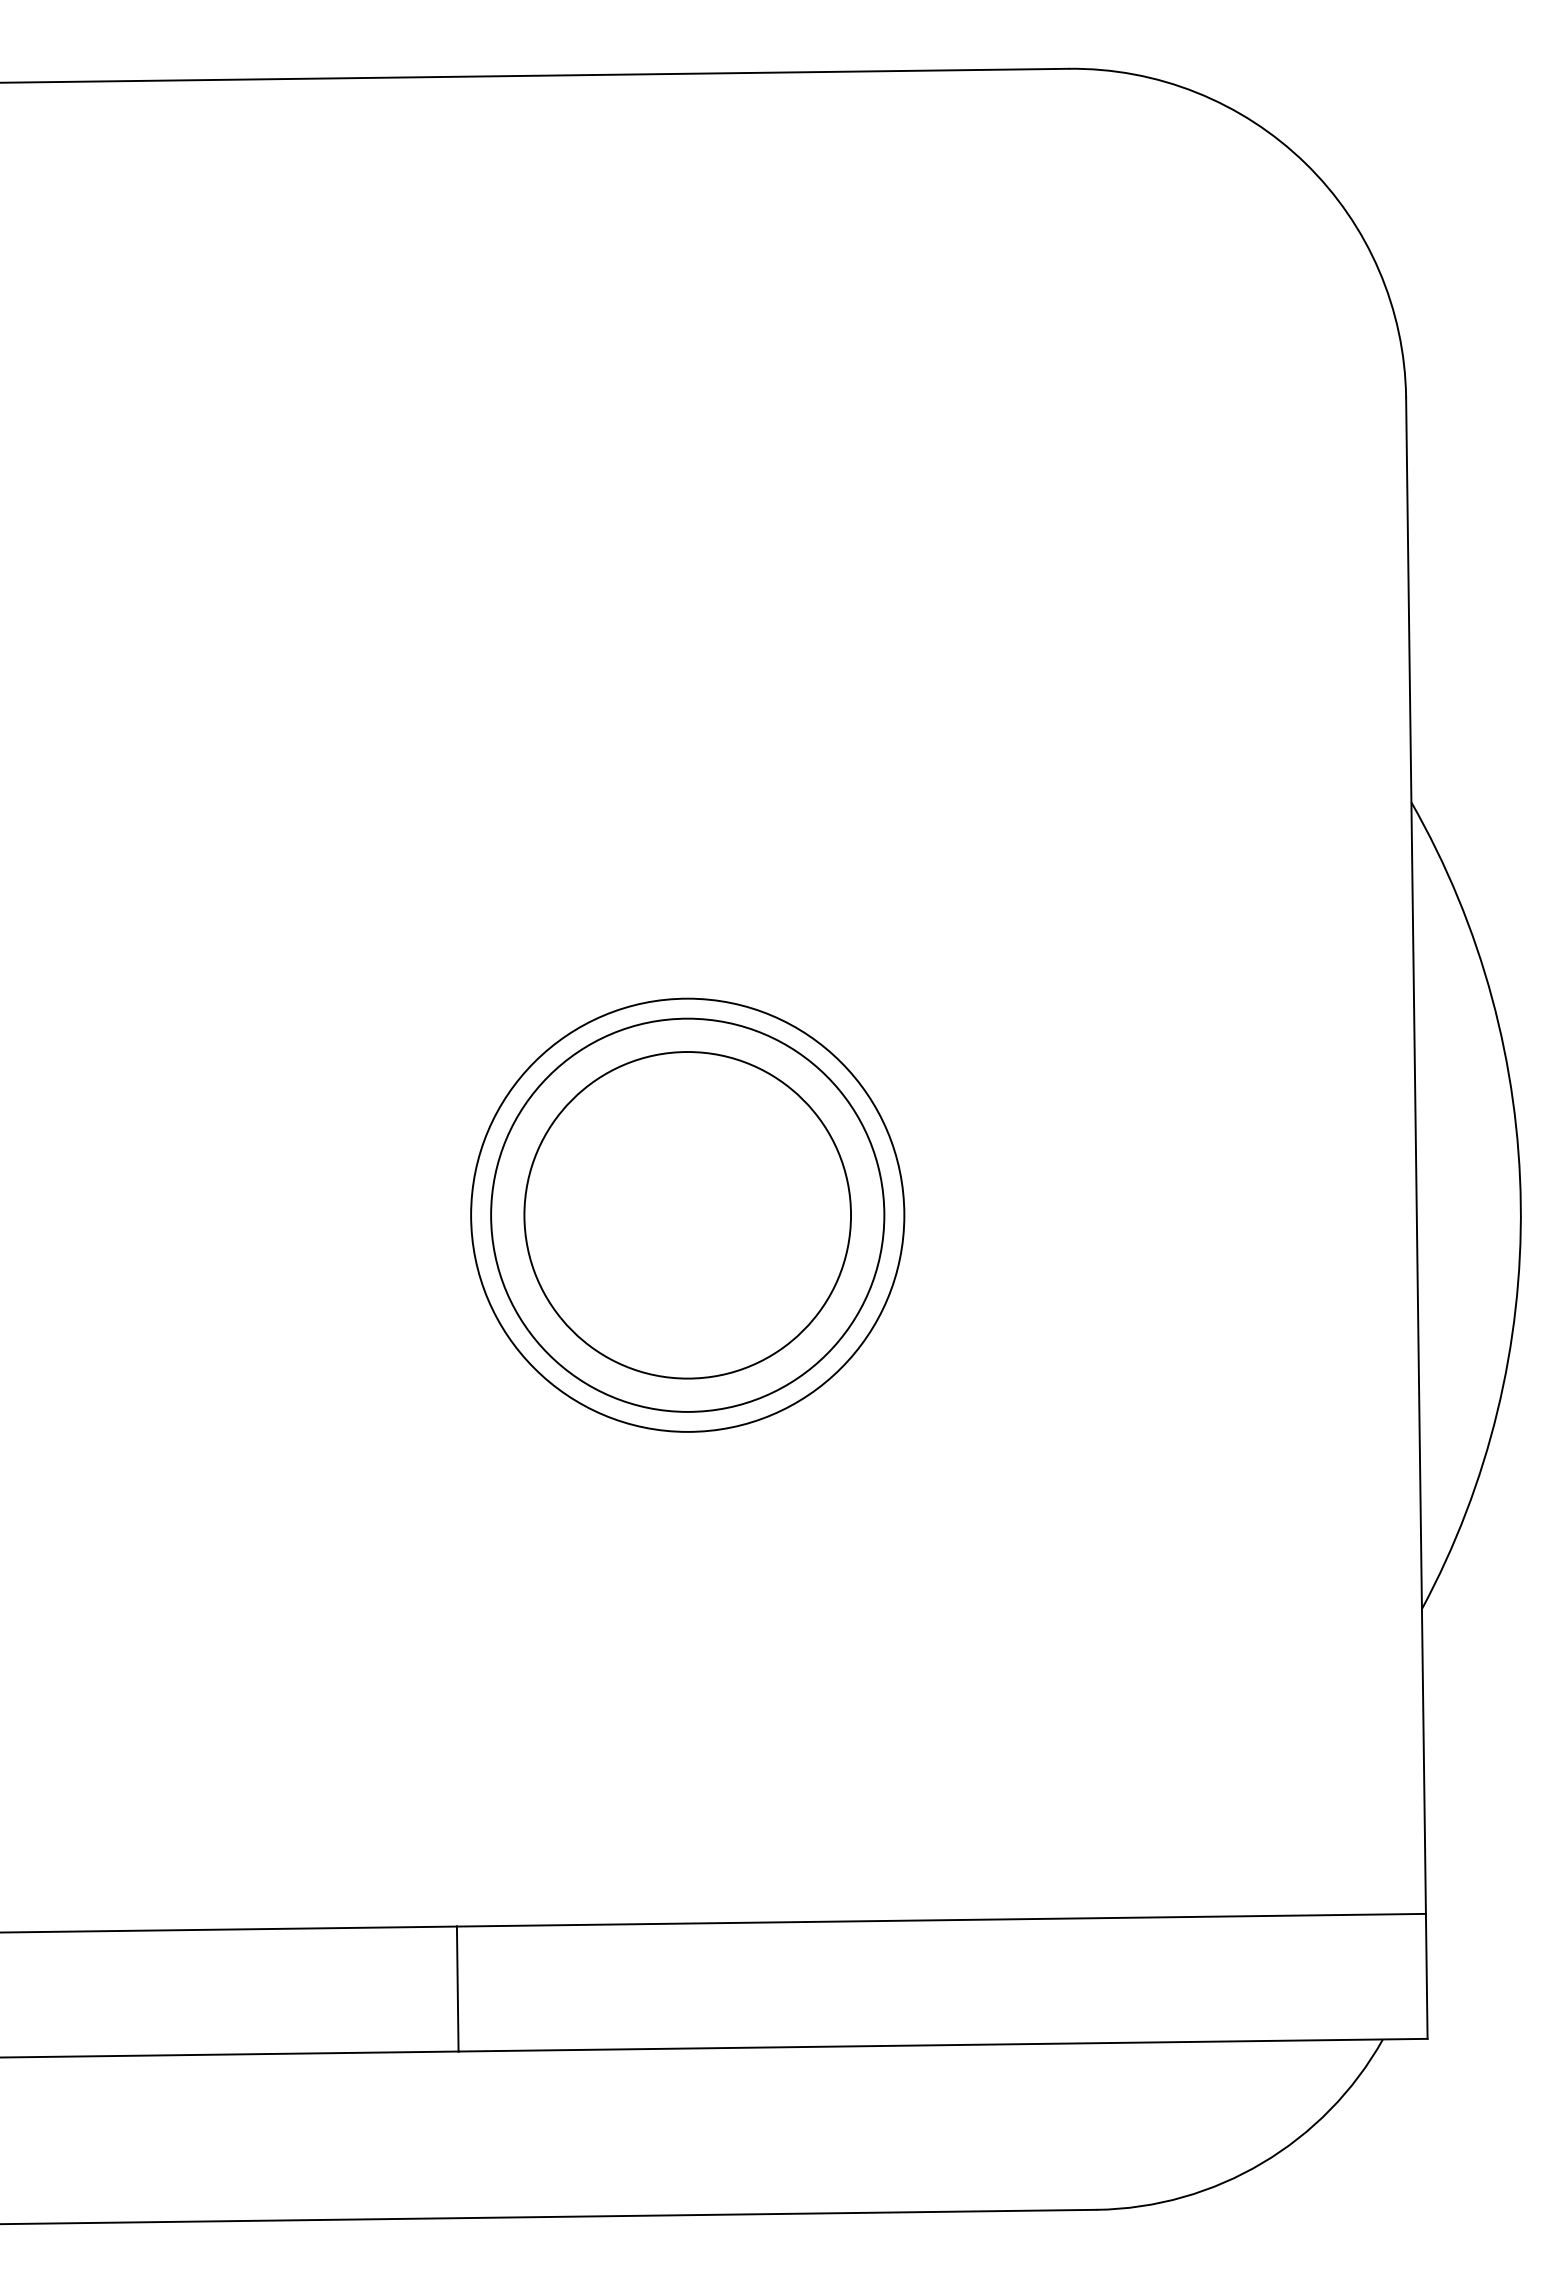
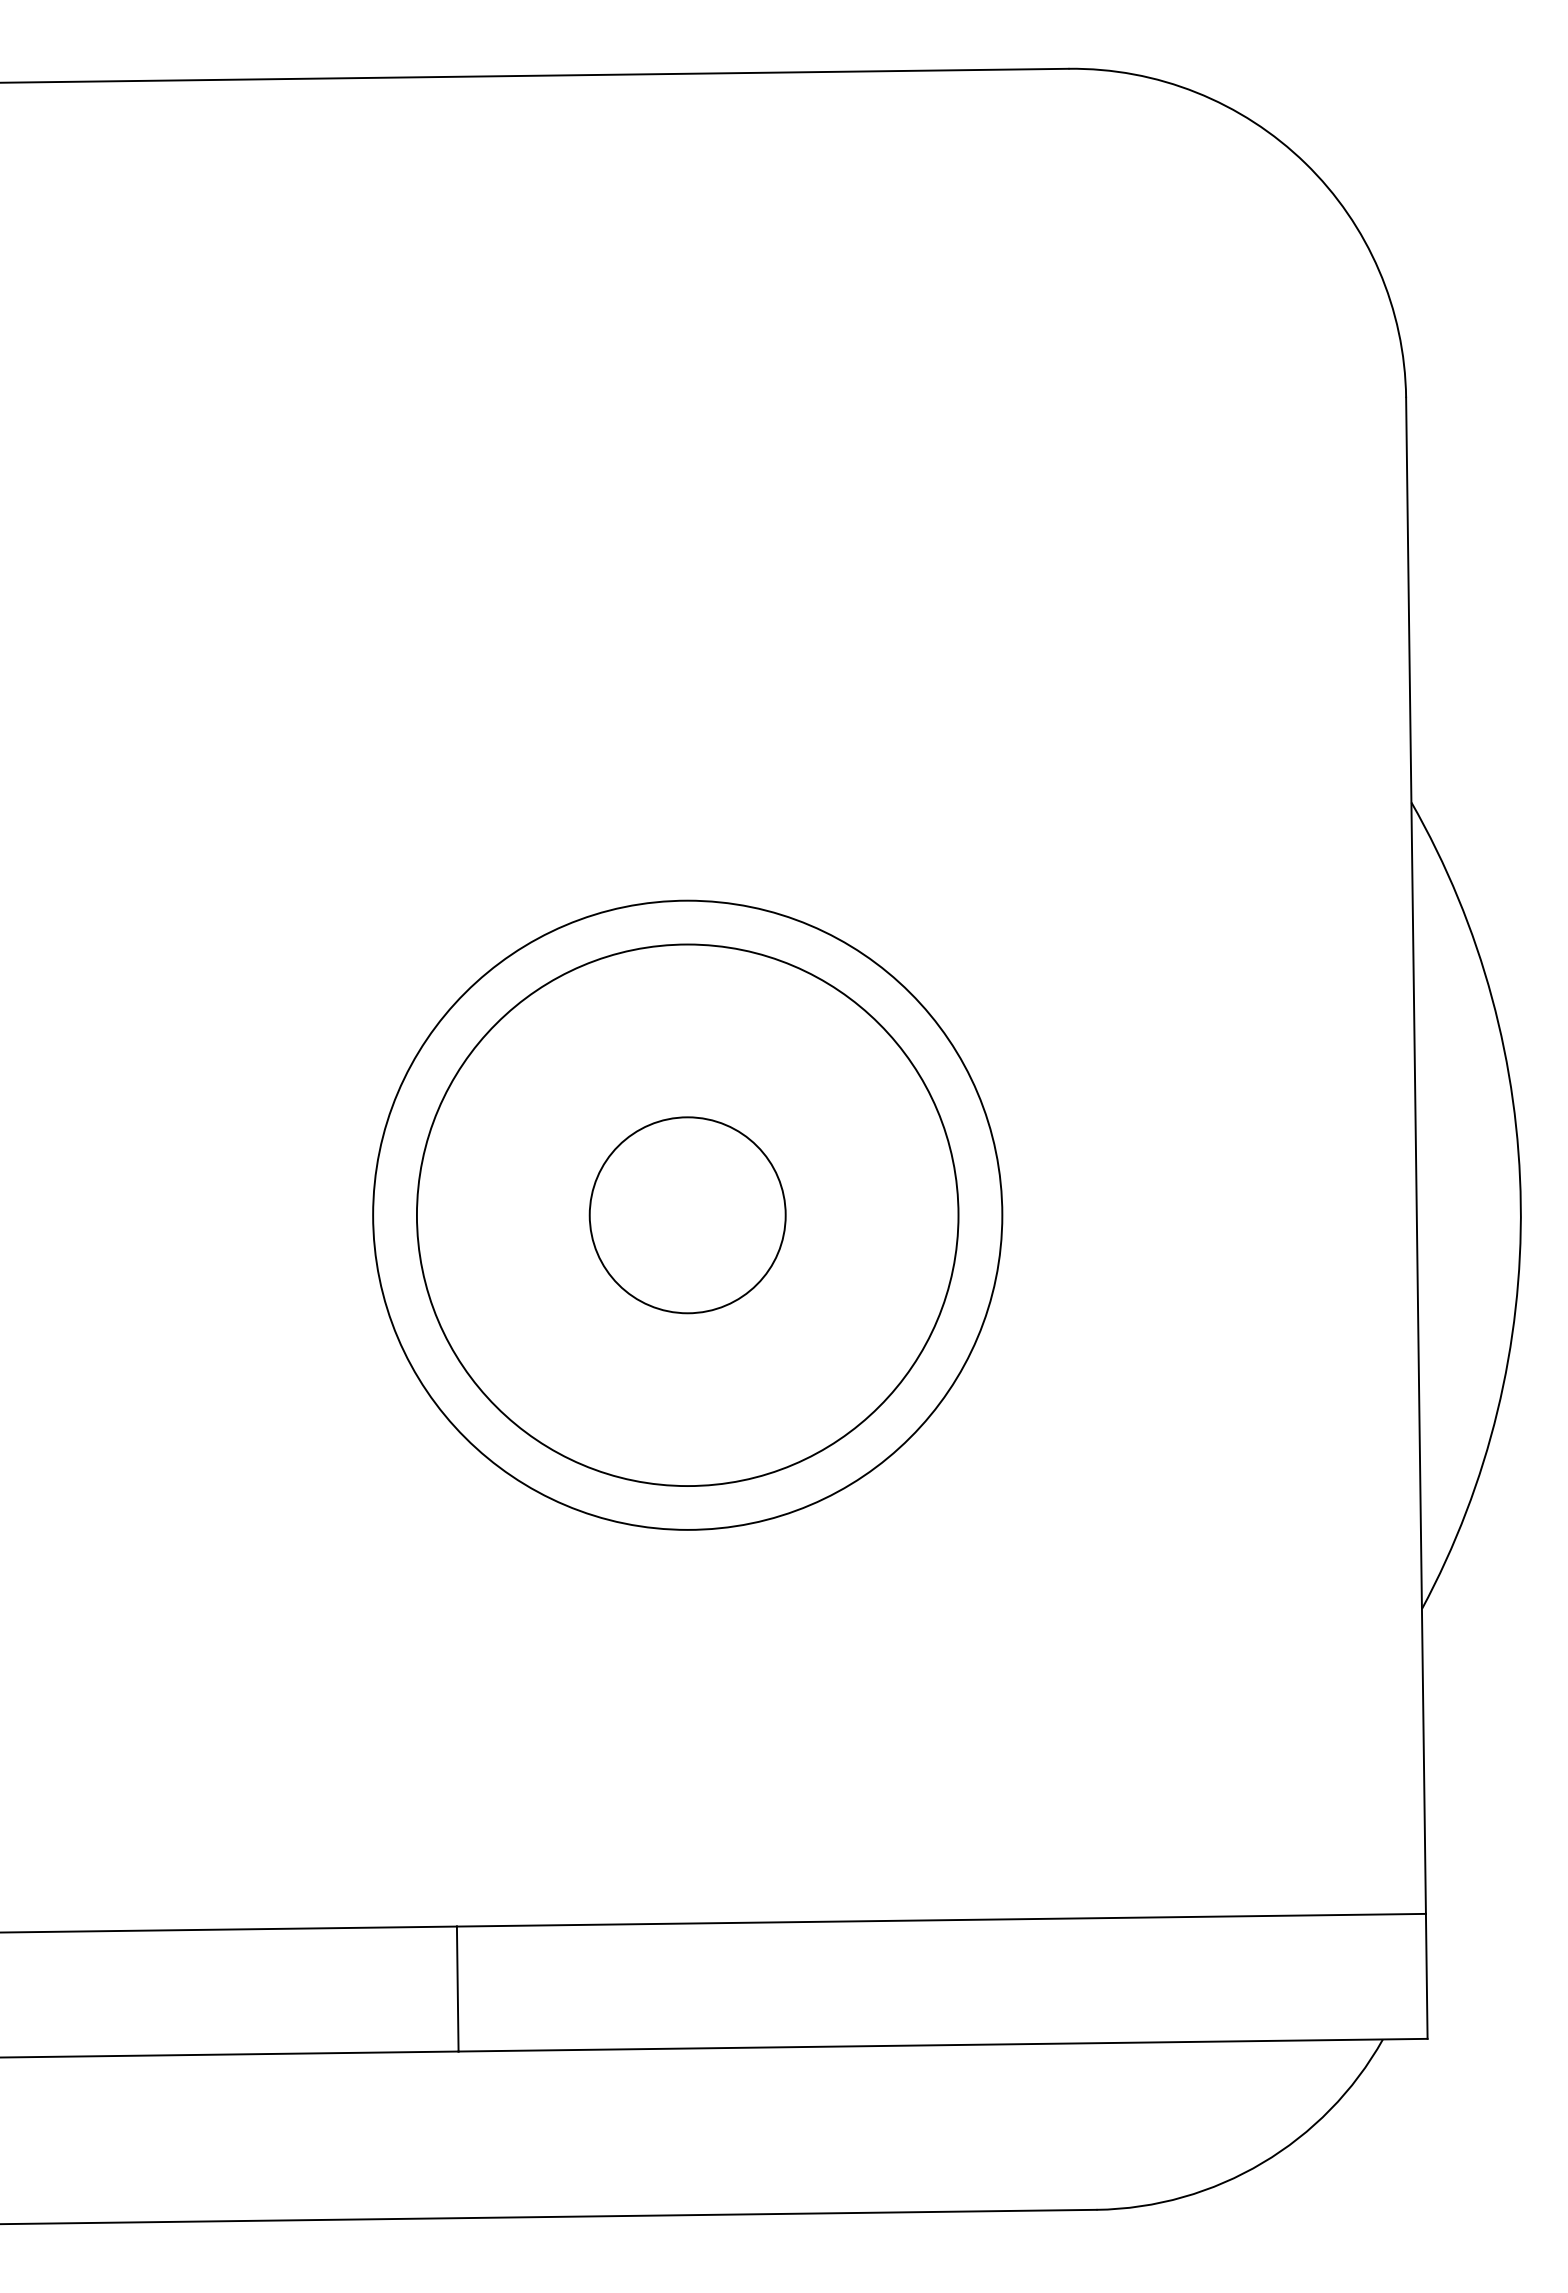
circle diameter: 393 px -> 629 px (687, 1214)
circle diameter: 433 px -> 542 px (687, 1215)
circle diameter: 327 px -> 196 px (687, 1215)
